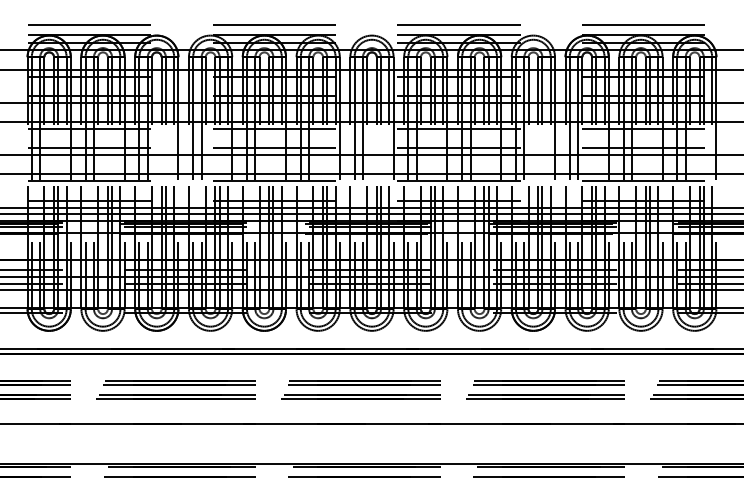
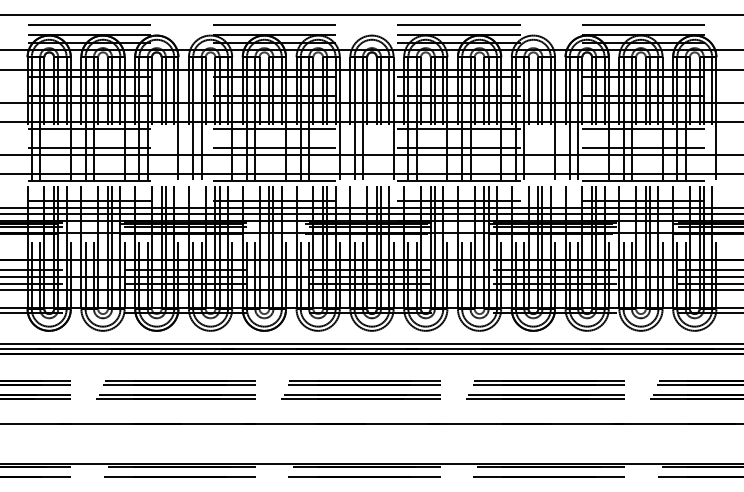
line: none -> present (371, 14)
line: none -> present (371, 343)
